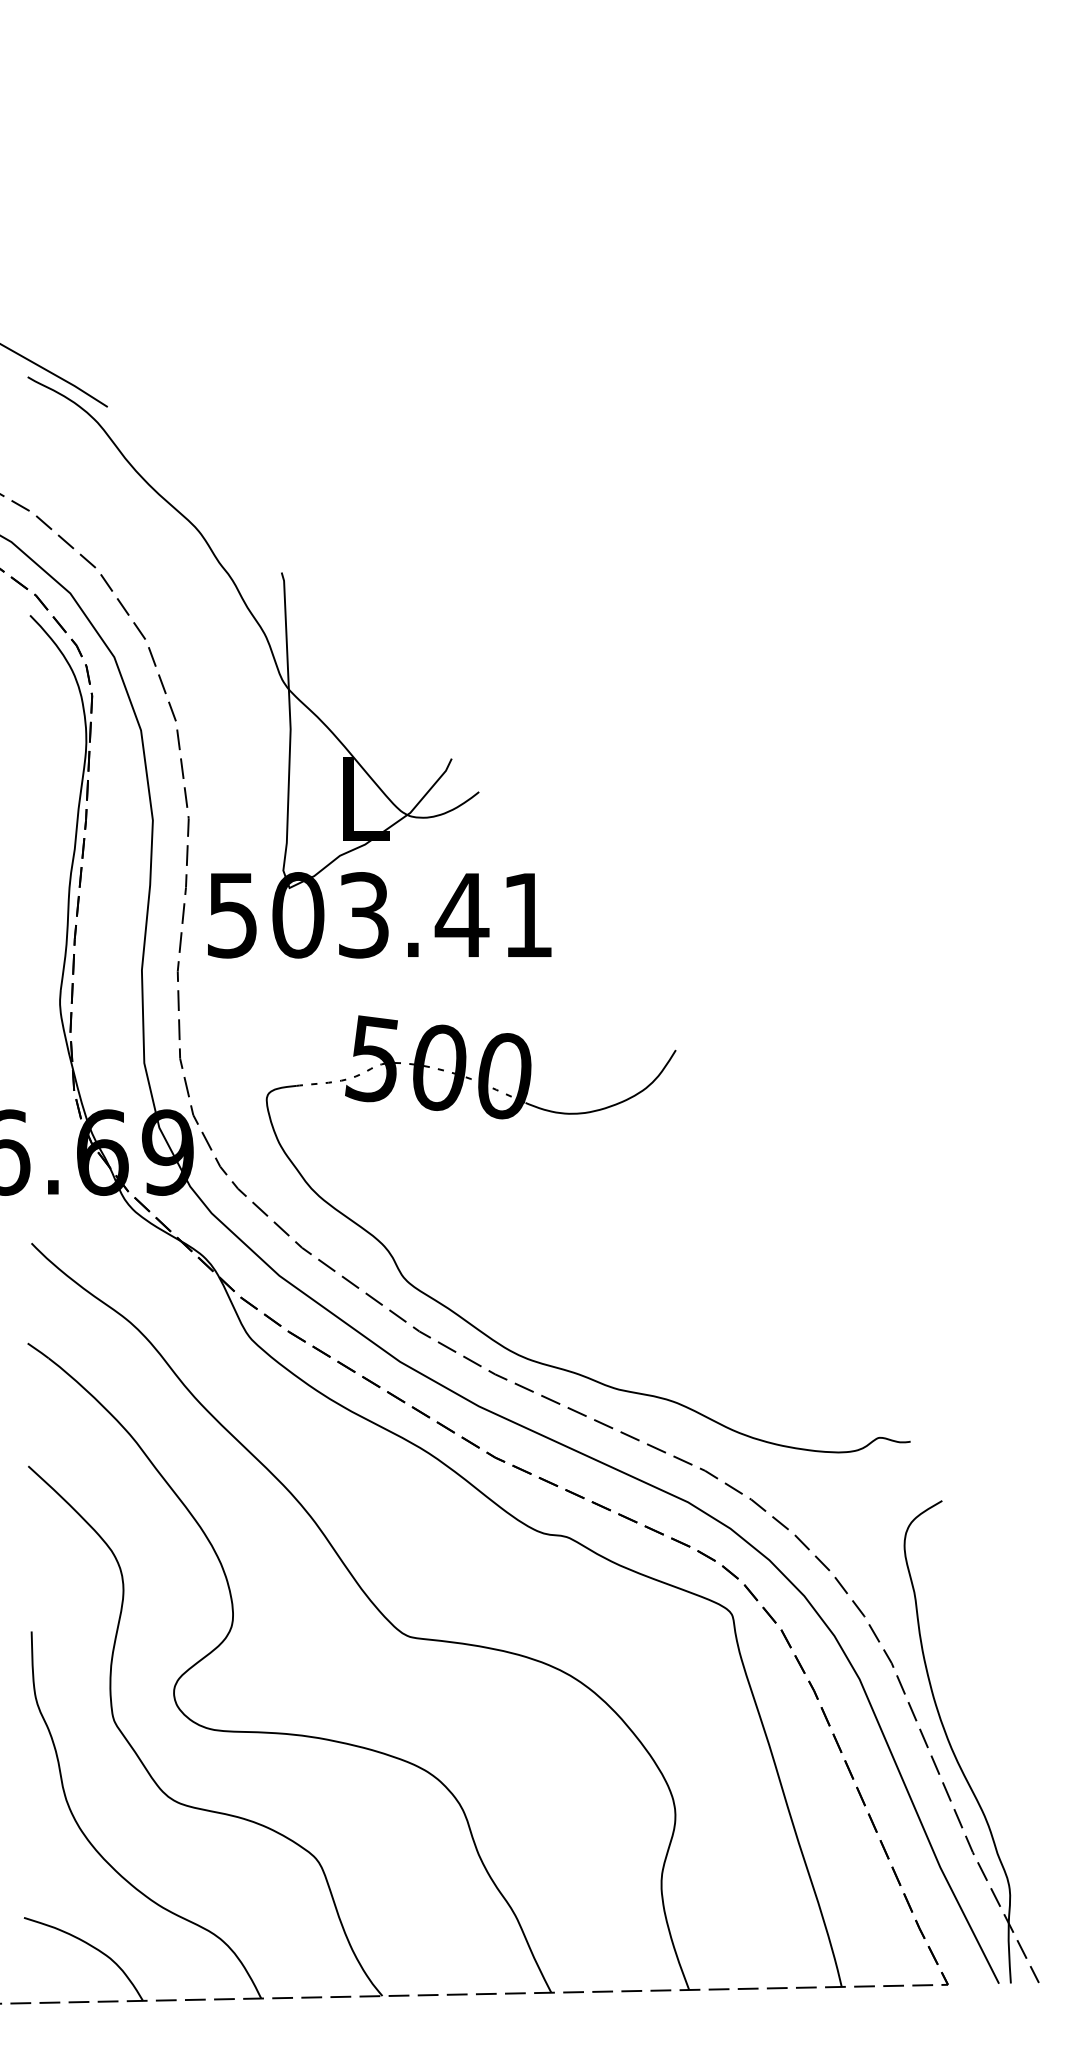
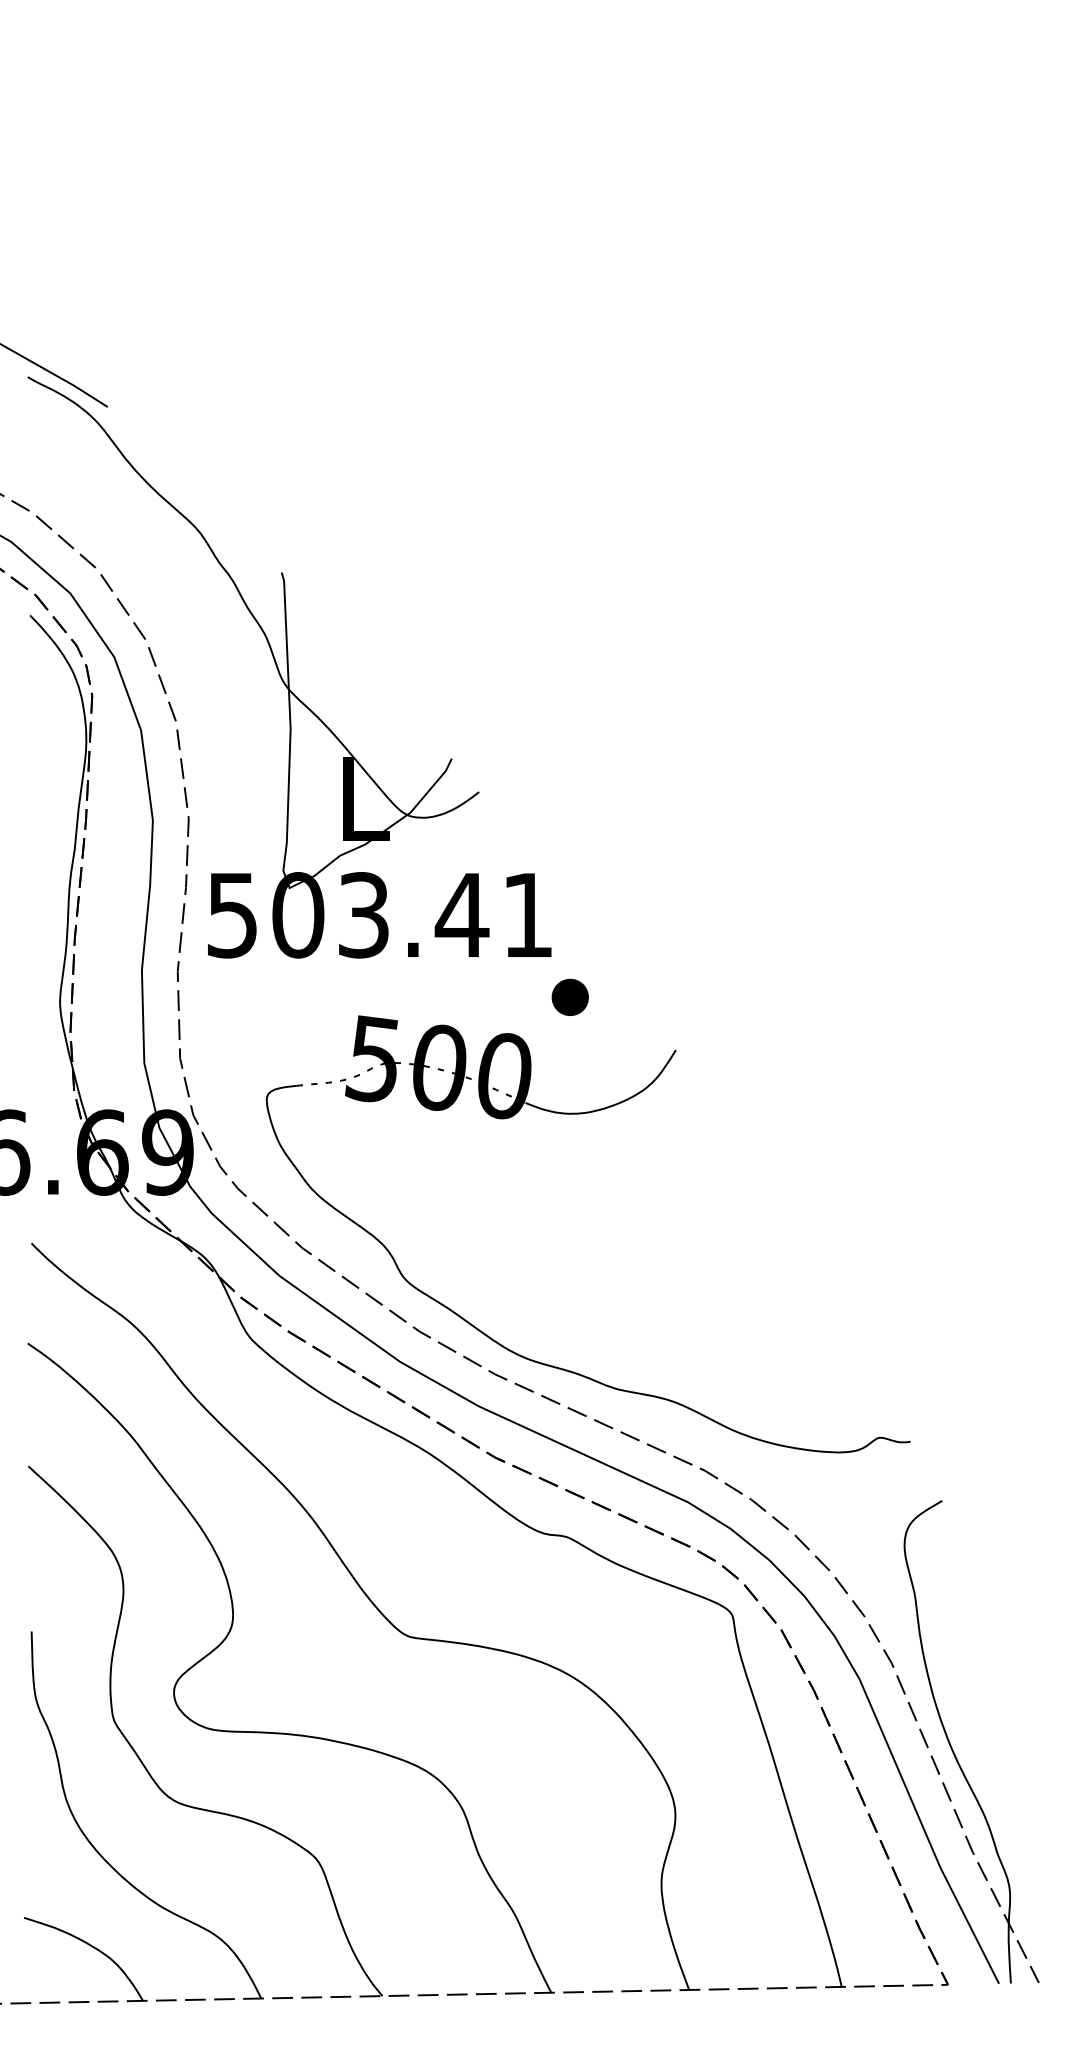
part: none -> present (569, 996)
